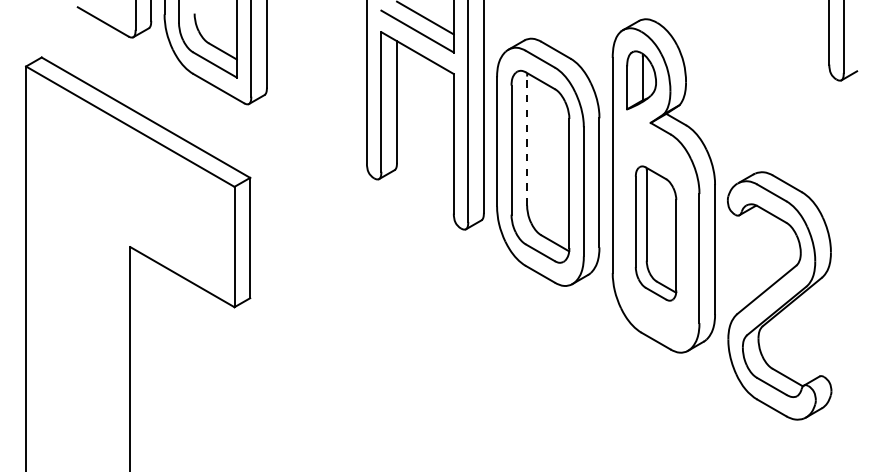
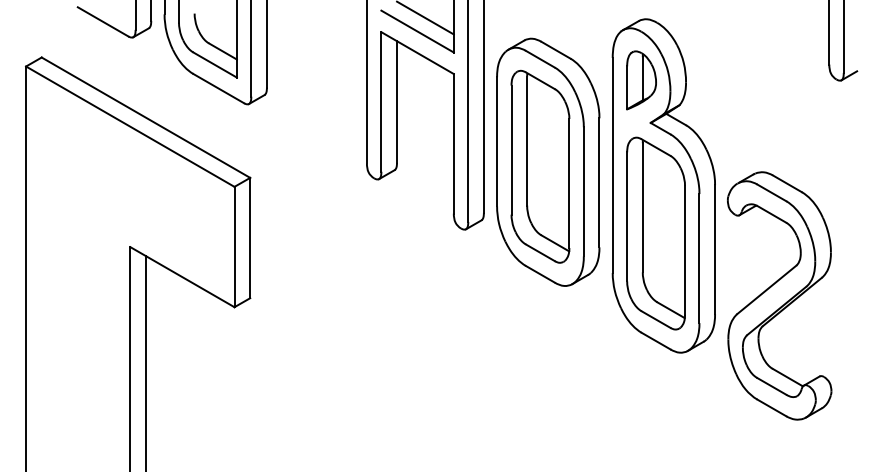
line: dashed -> solid (527, 141)
part size: 43x137 px -> 60x195 px (655, 233)
line: none -> present (145, 362)
